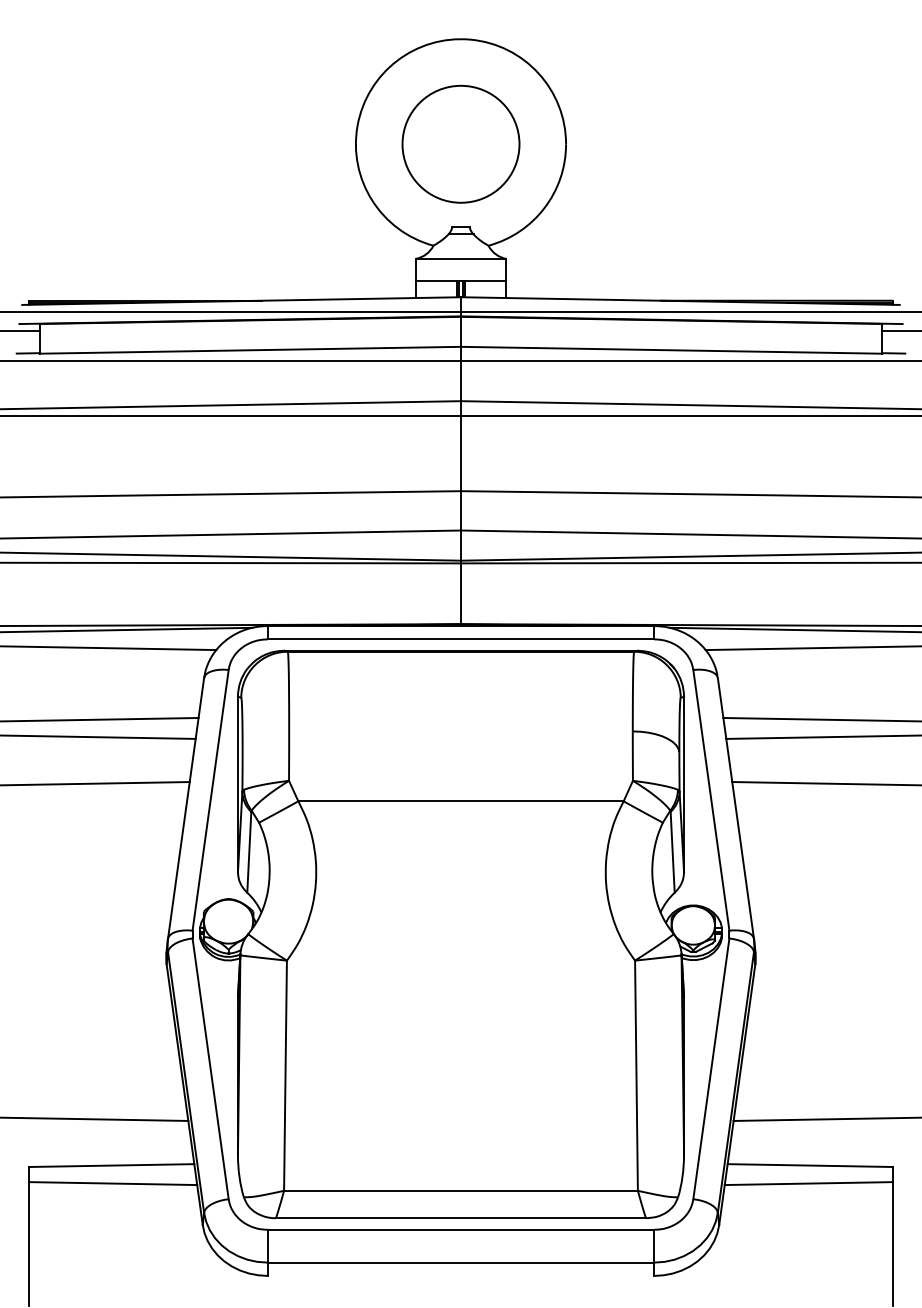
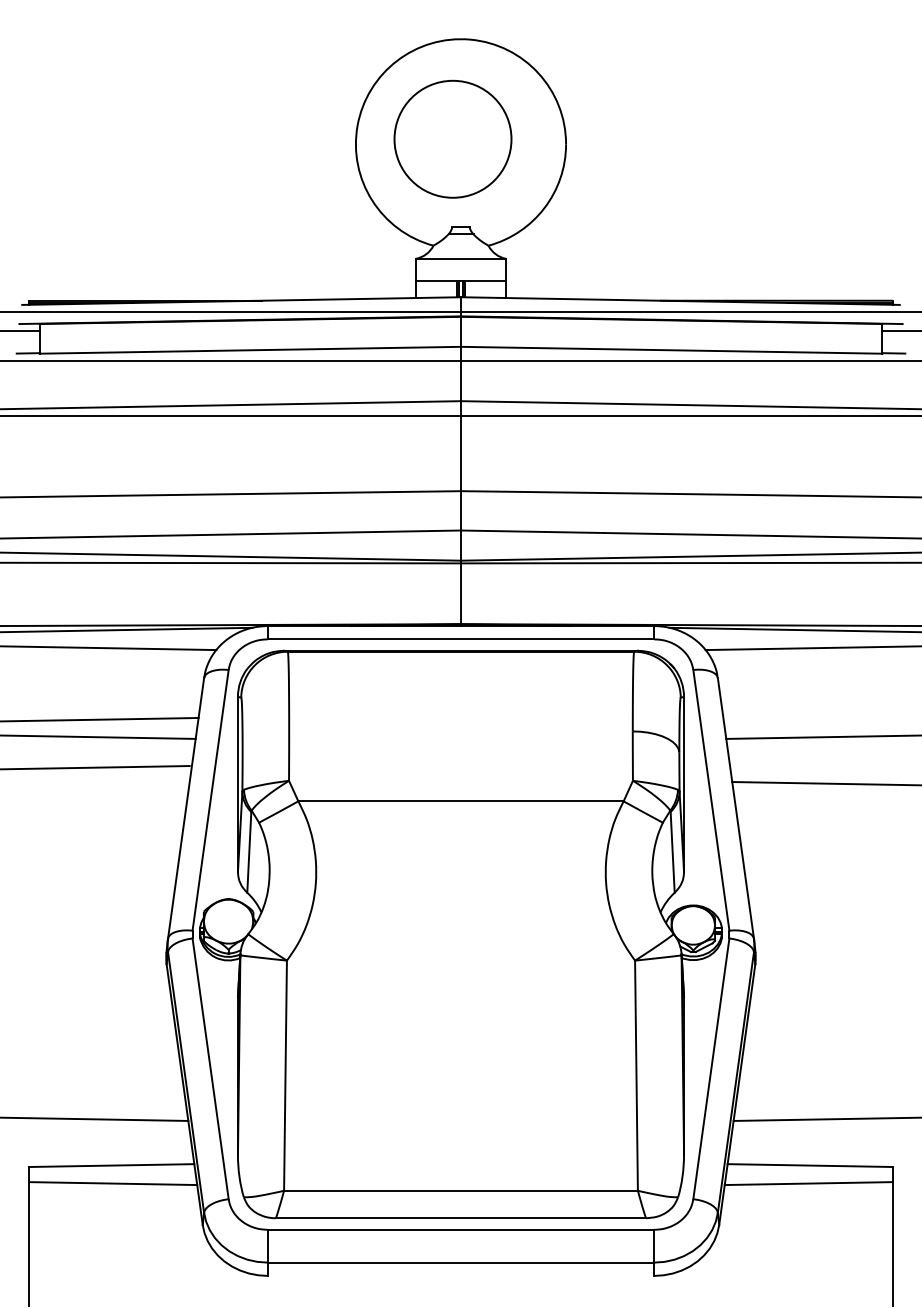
circle position: (460, 143) -> (452, 138) (452, 138)
line: present -> none (820, 719)
line position: (95, 783) -> (95, 767) (95, 767)
